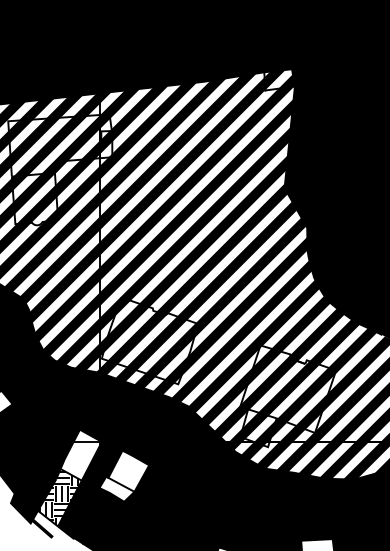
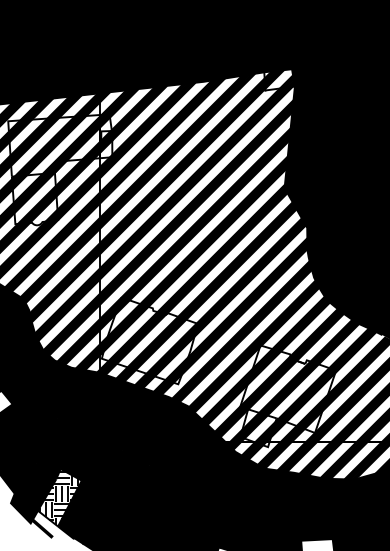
fill: none -> present (80, 454)
fill: none -> present (124, 475)
